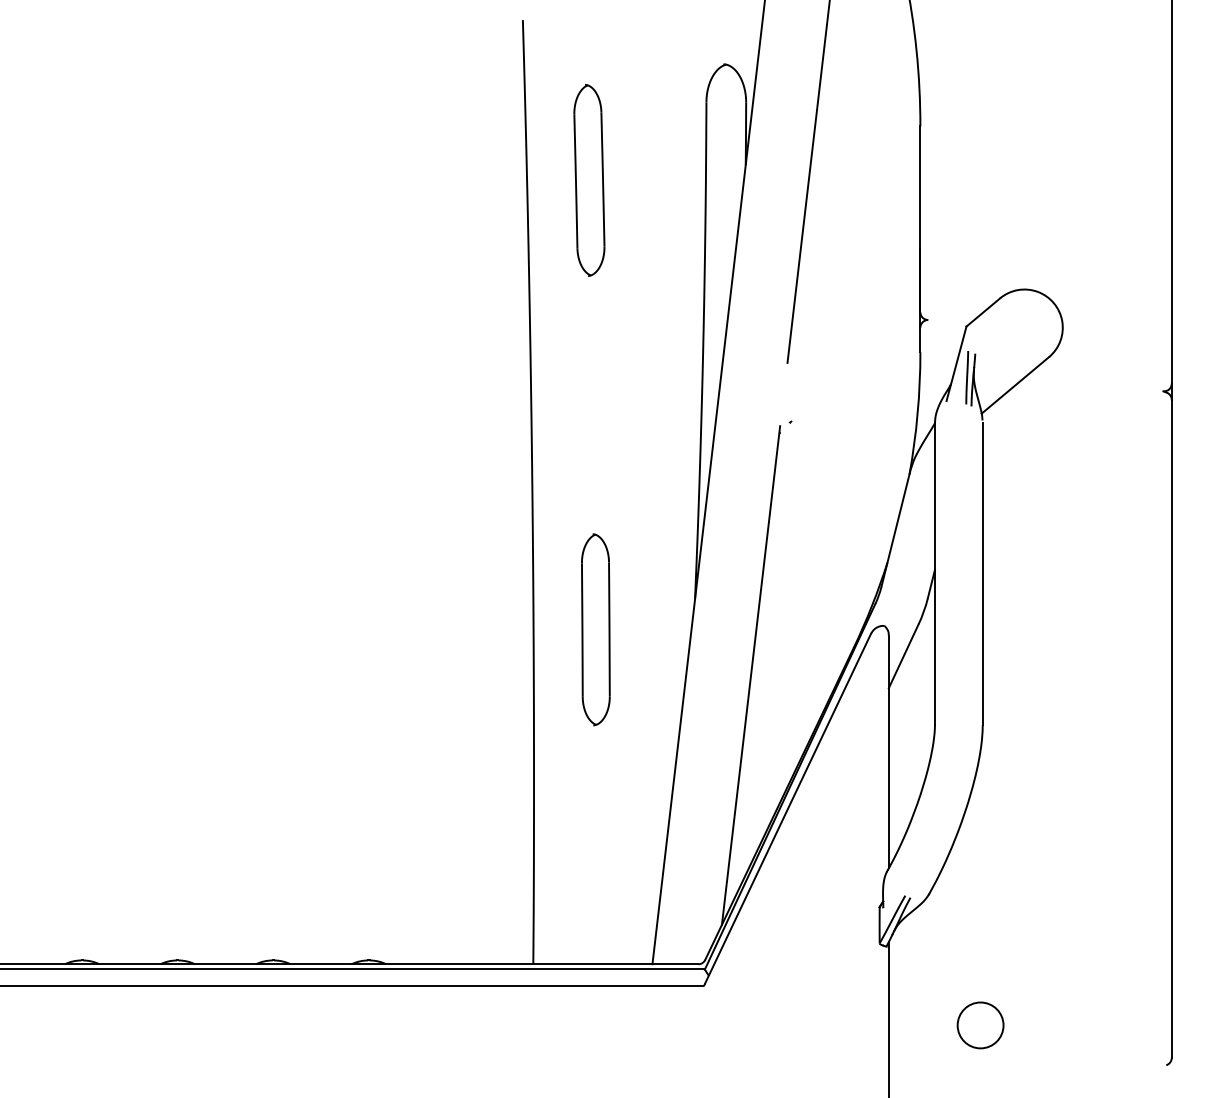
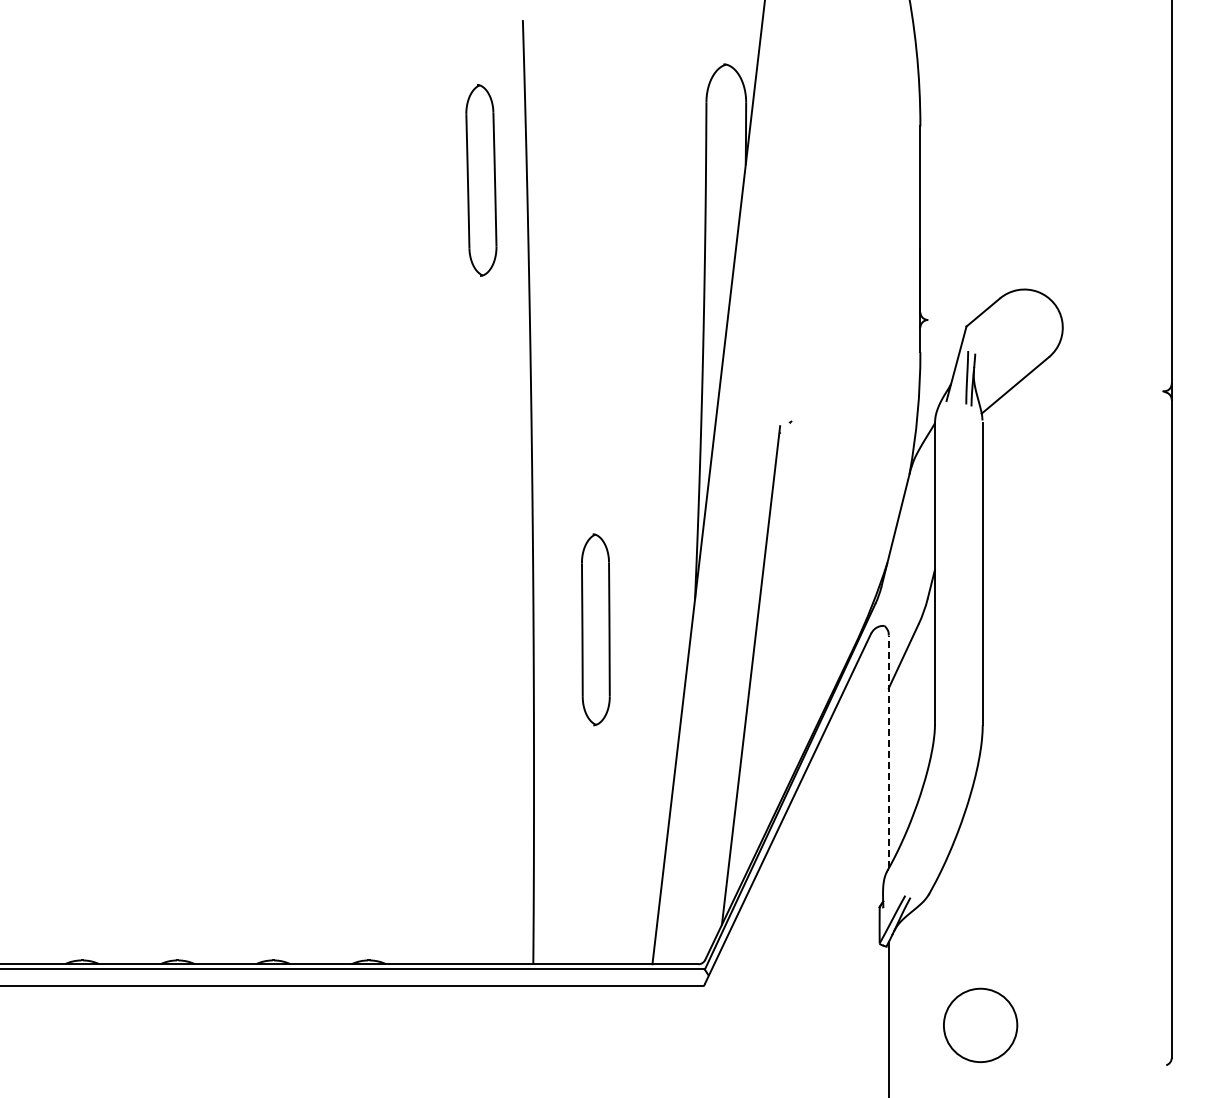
part position: (589, 180) -> (481, 180) (481, 180)
line: present -> none (808, 182)
line: solid -> dashed (888, 751)
circle diameter: 46 px -> 73 px (980, 1025)
